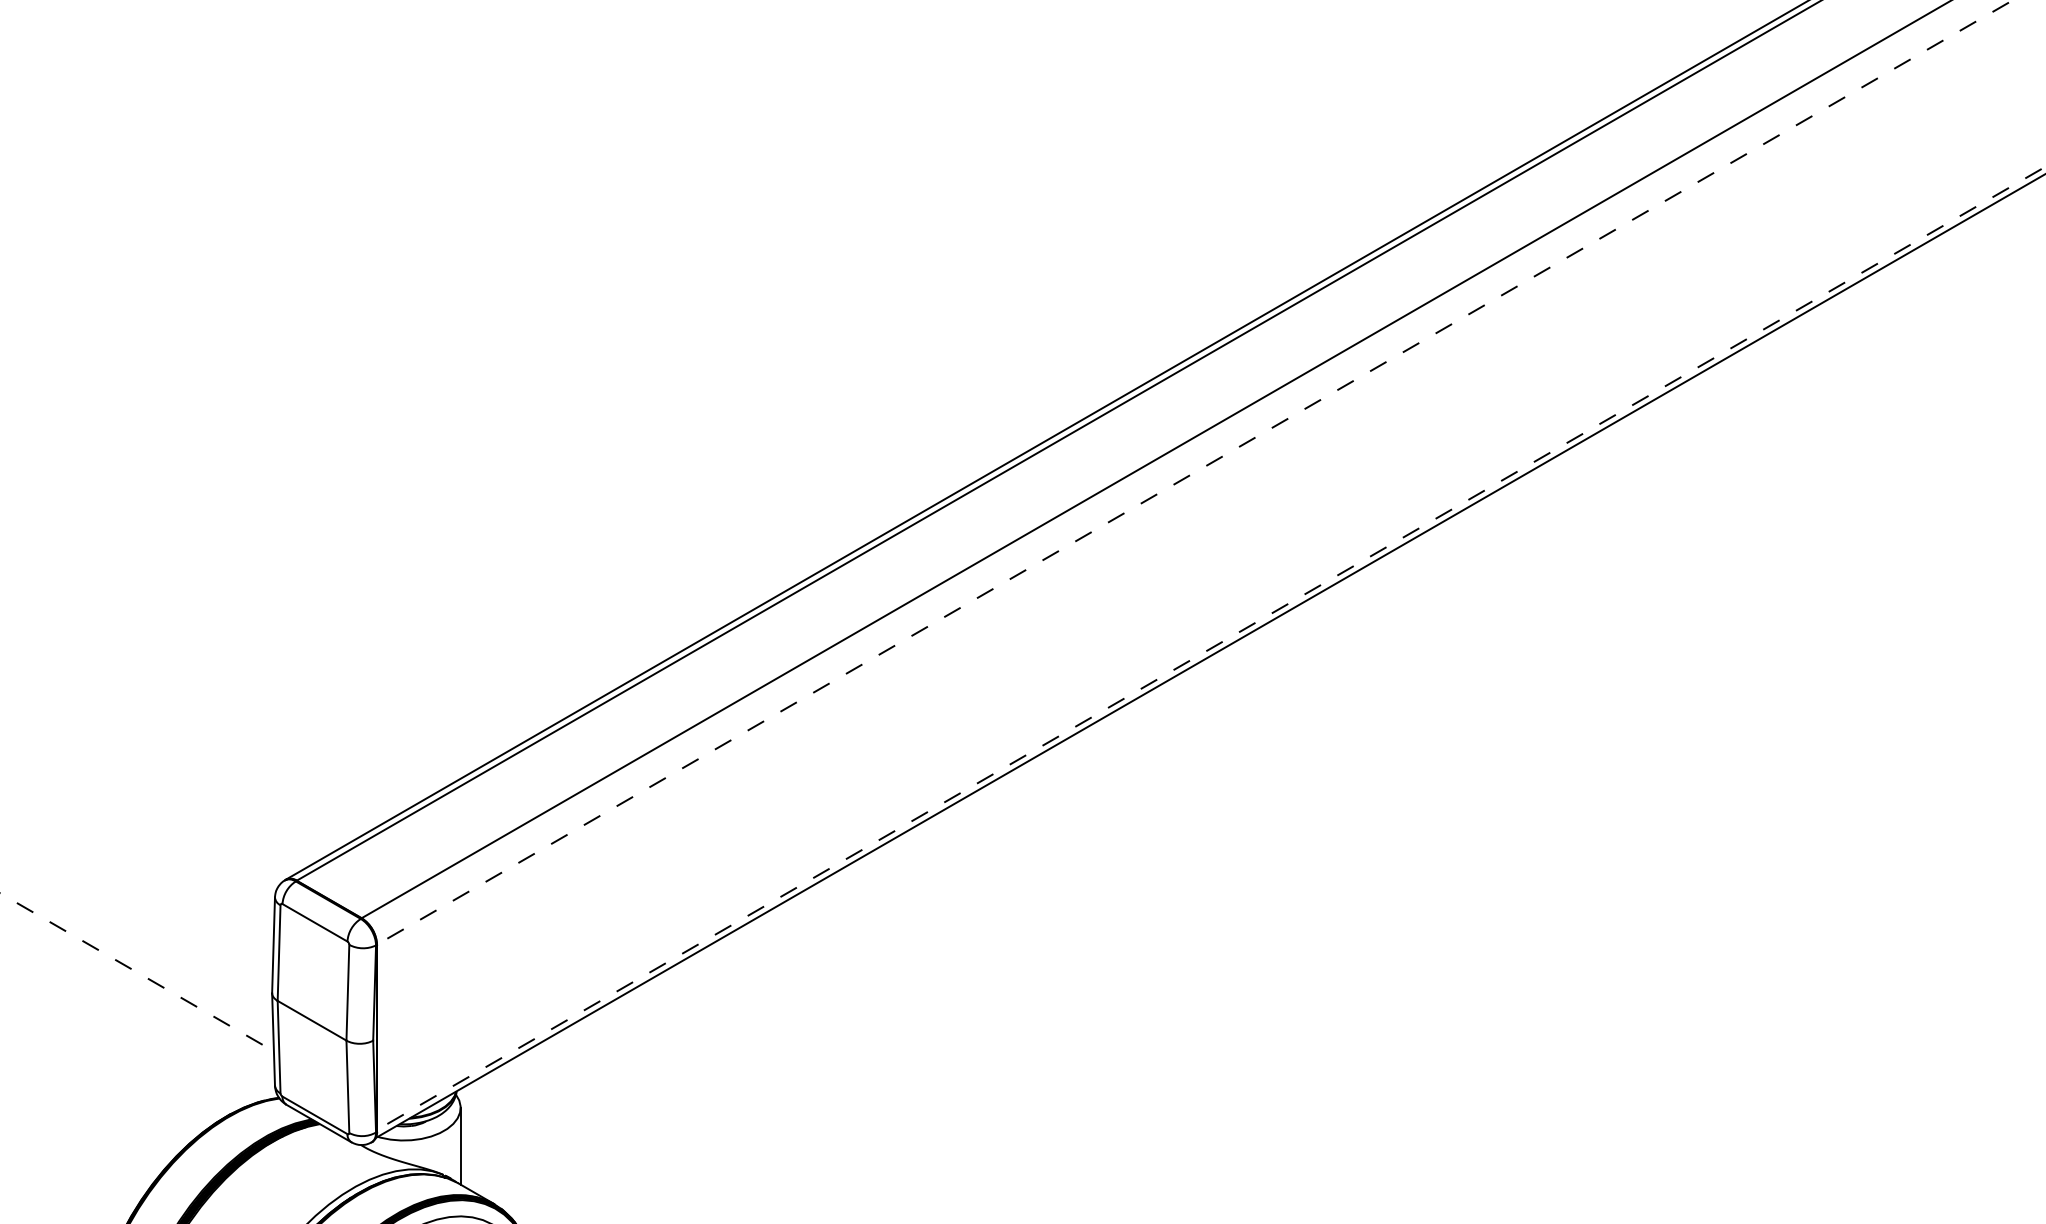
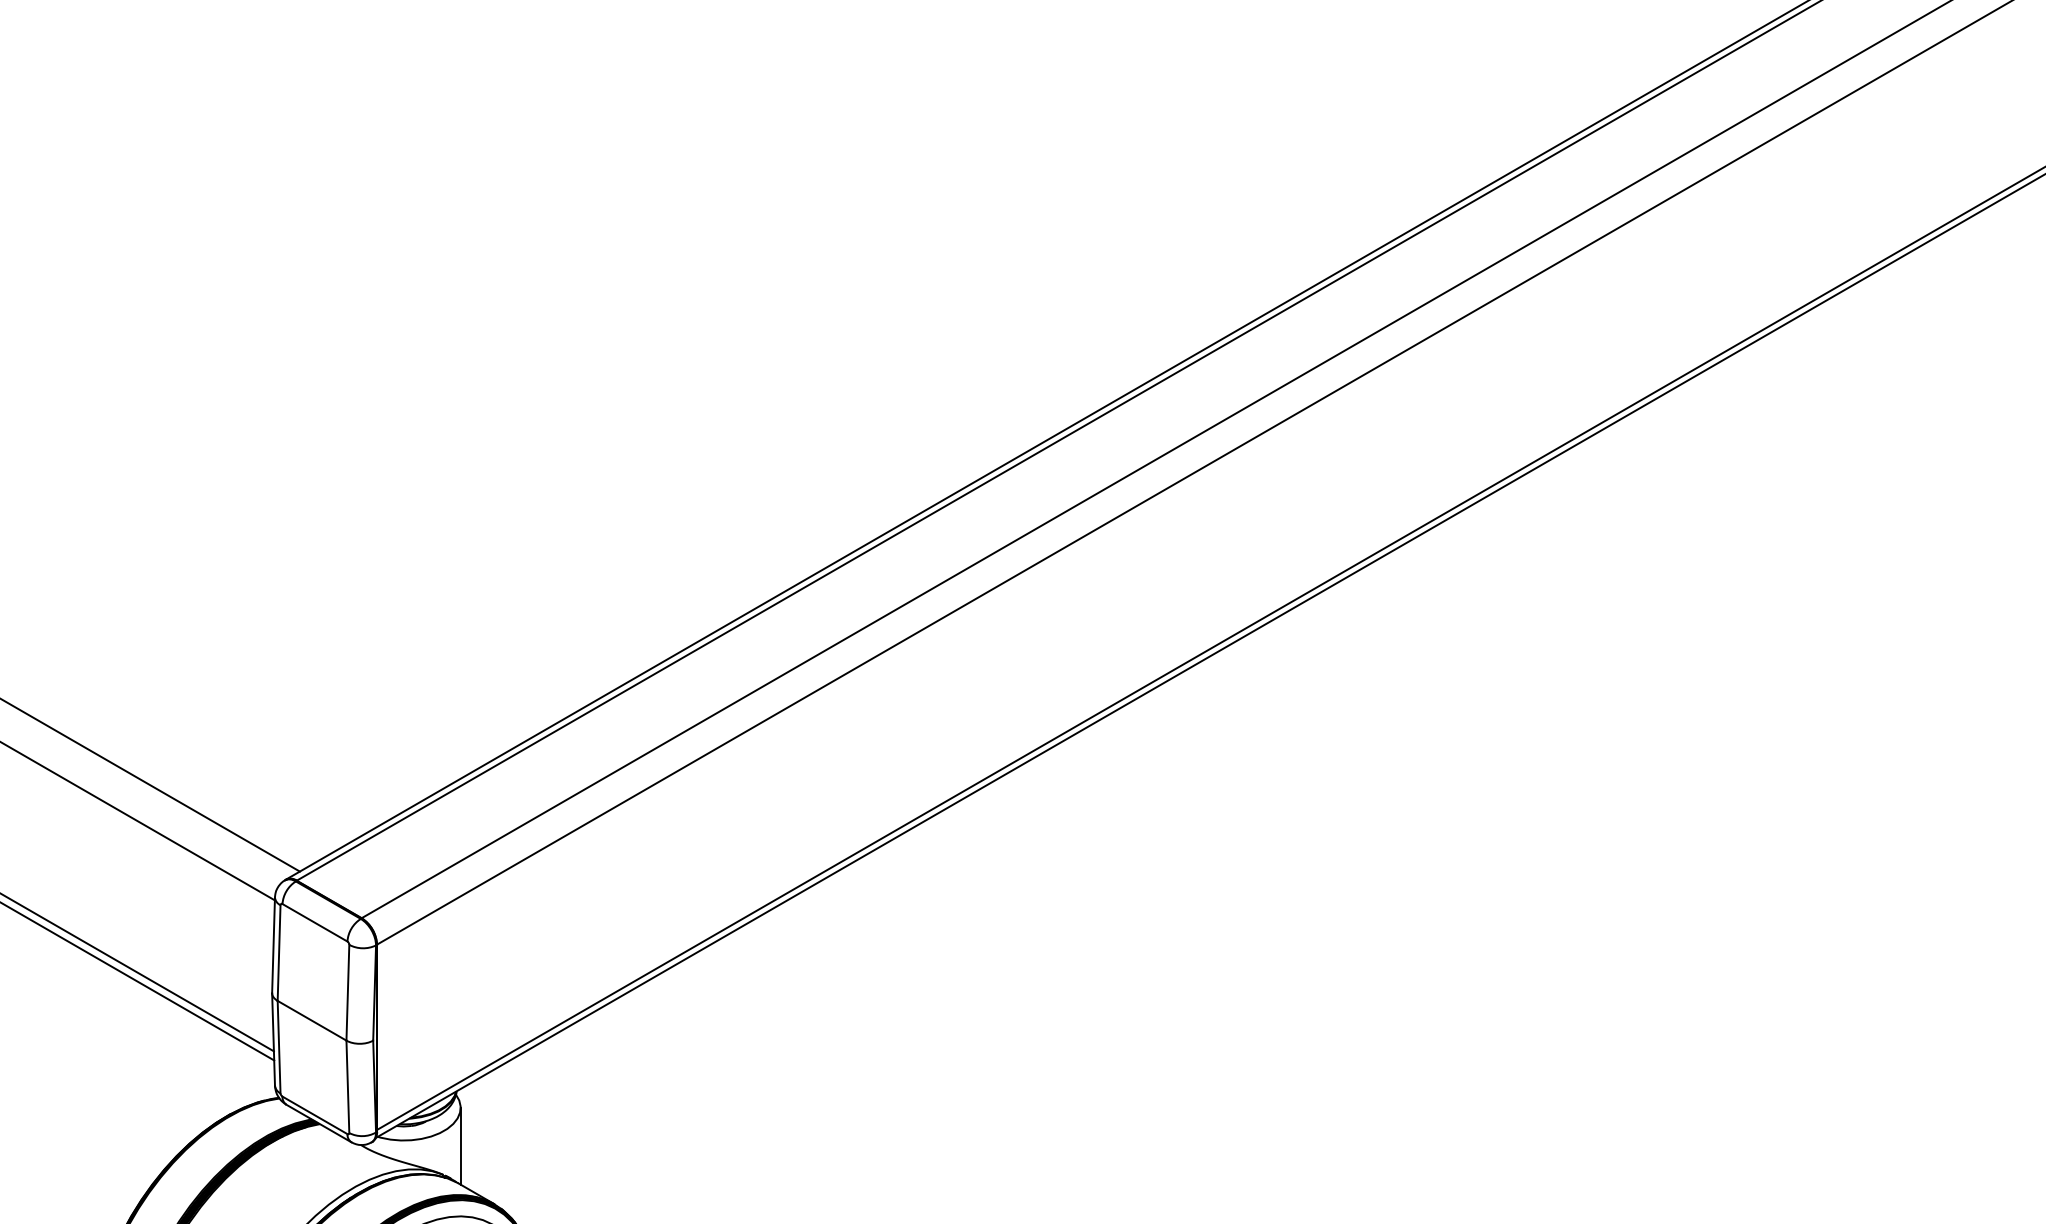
line: dashed -> solid (1194, 472)
line: dashed -> solid (1210, 648)
line: none -> present (150, 785)
line: none -> present (138, 821)
line: dashed -> solid (137, 972)
line: none -> present (138, 981)
